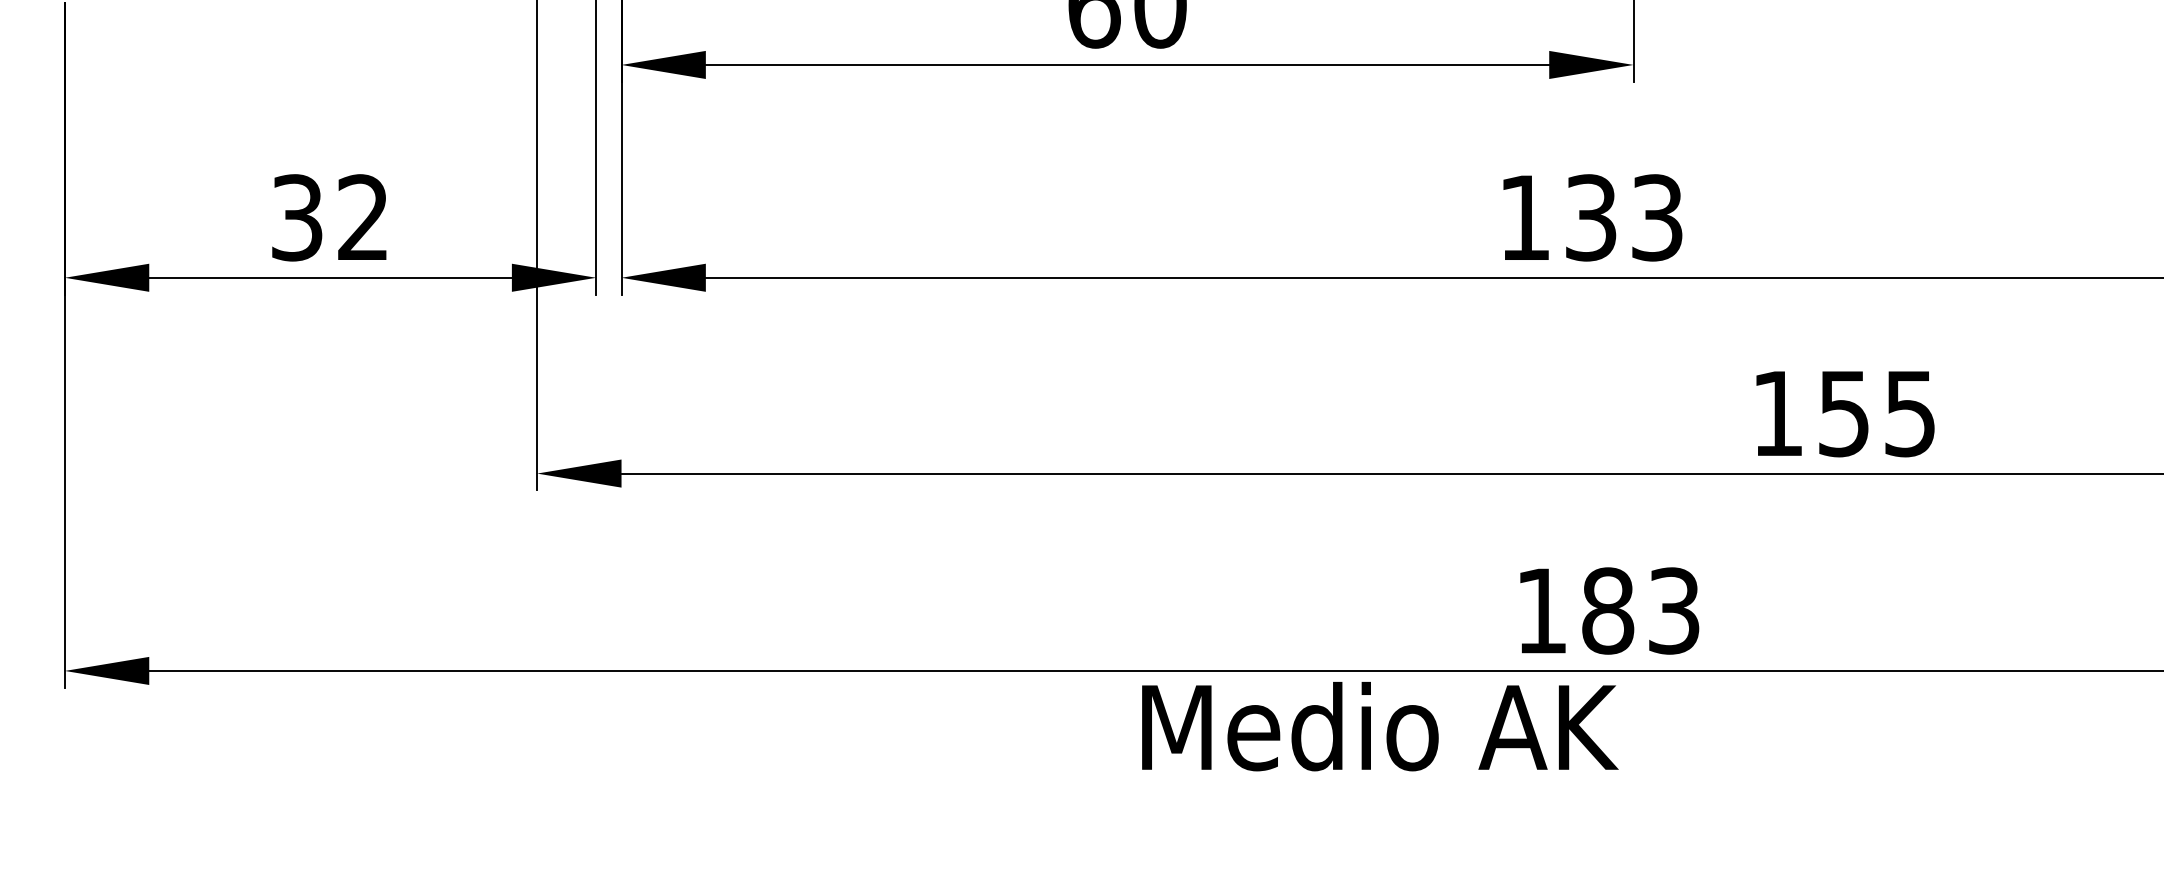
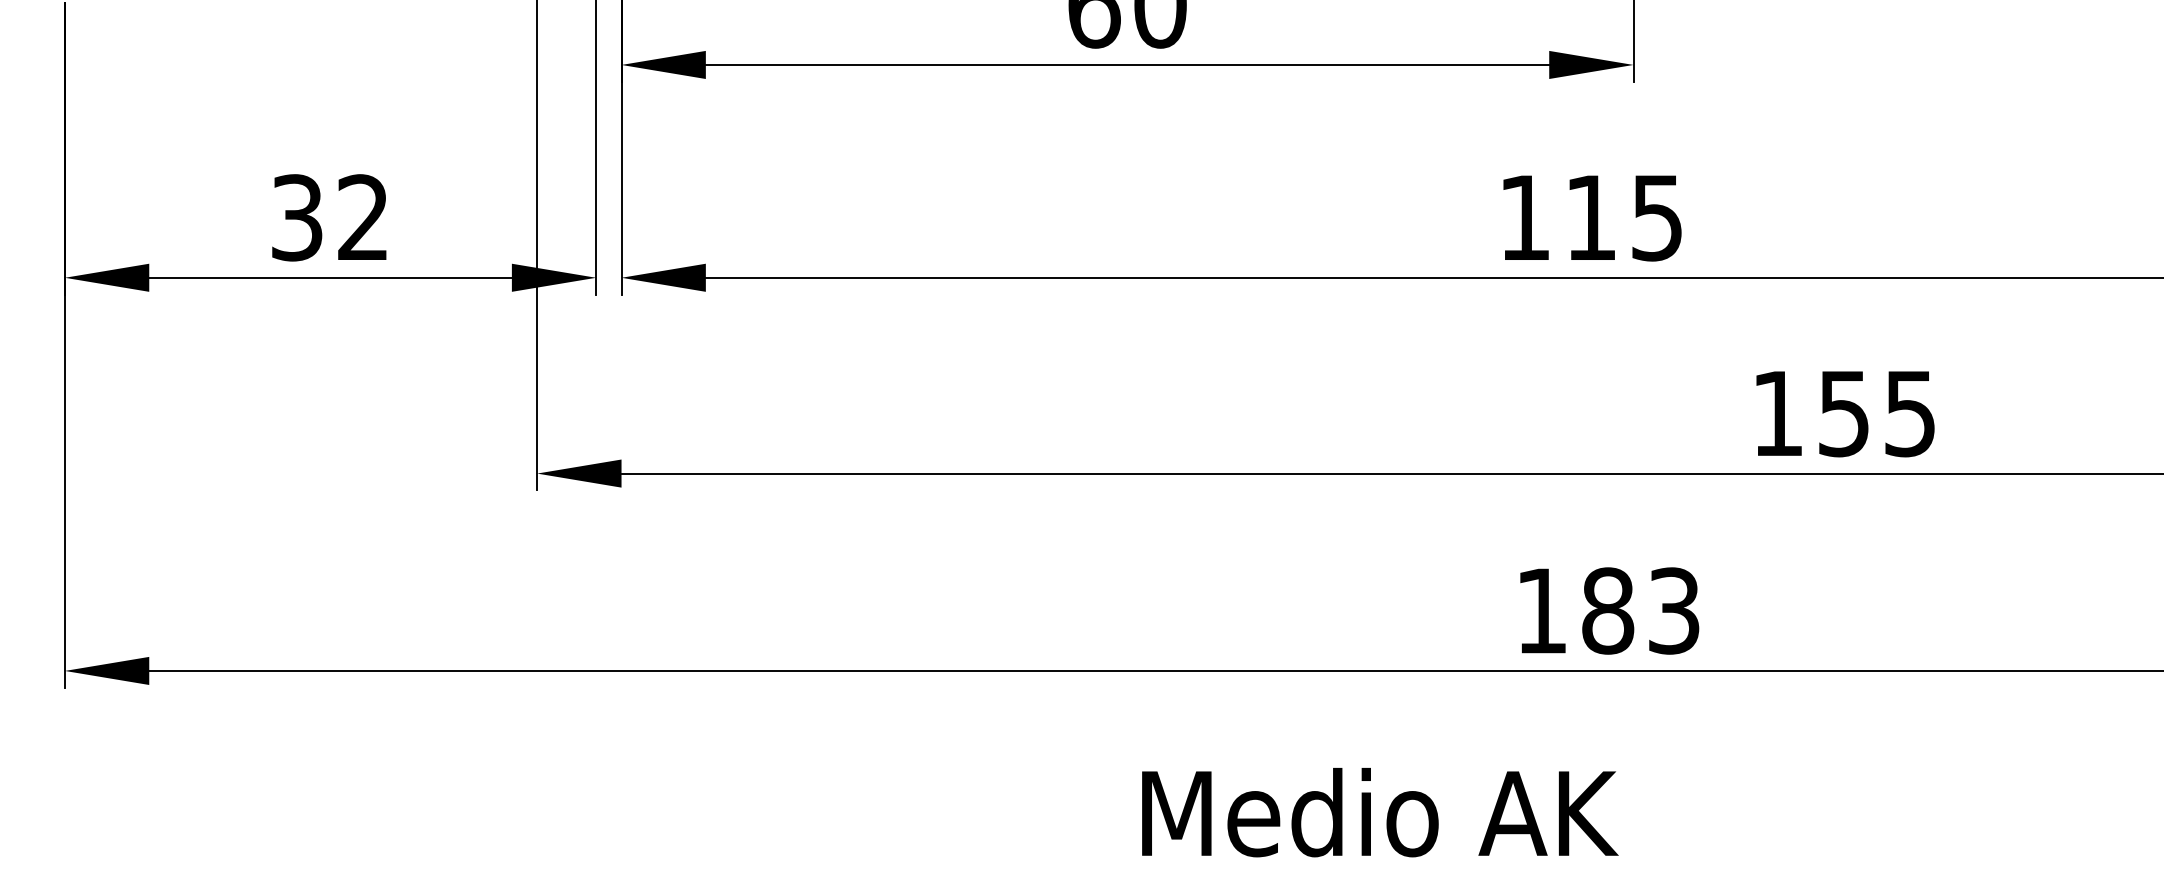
text: 133 -> 115 (1624, 217)
text position: (1380, 726) -> (1380, 812) (1380, 812)
